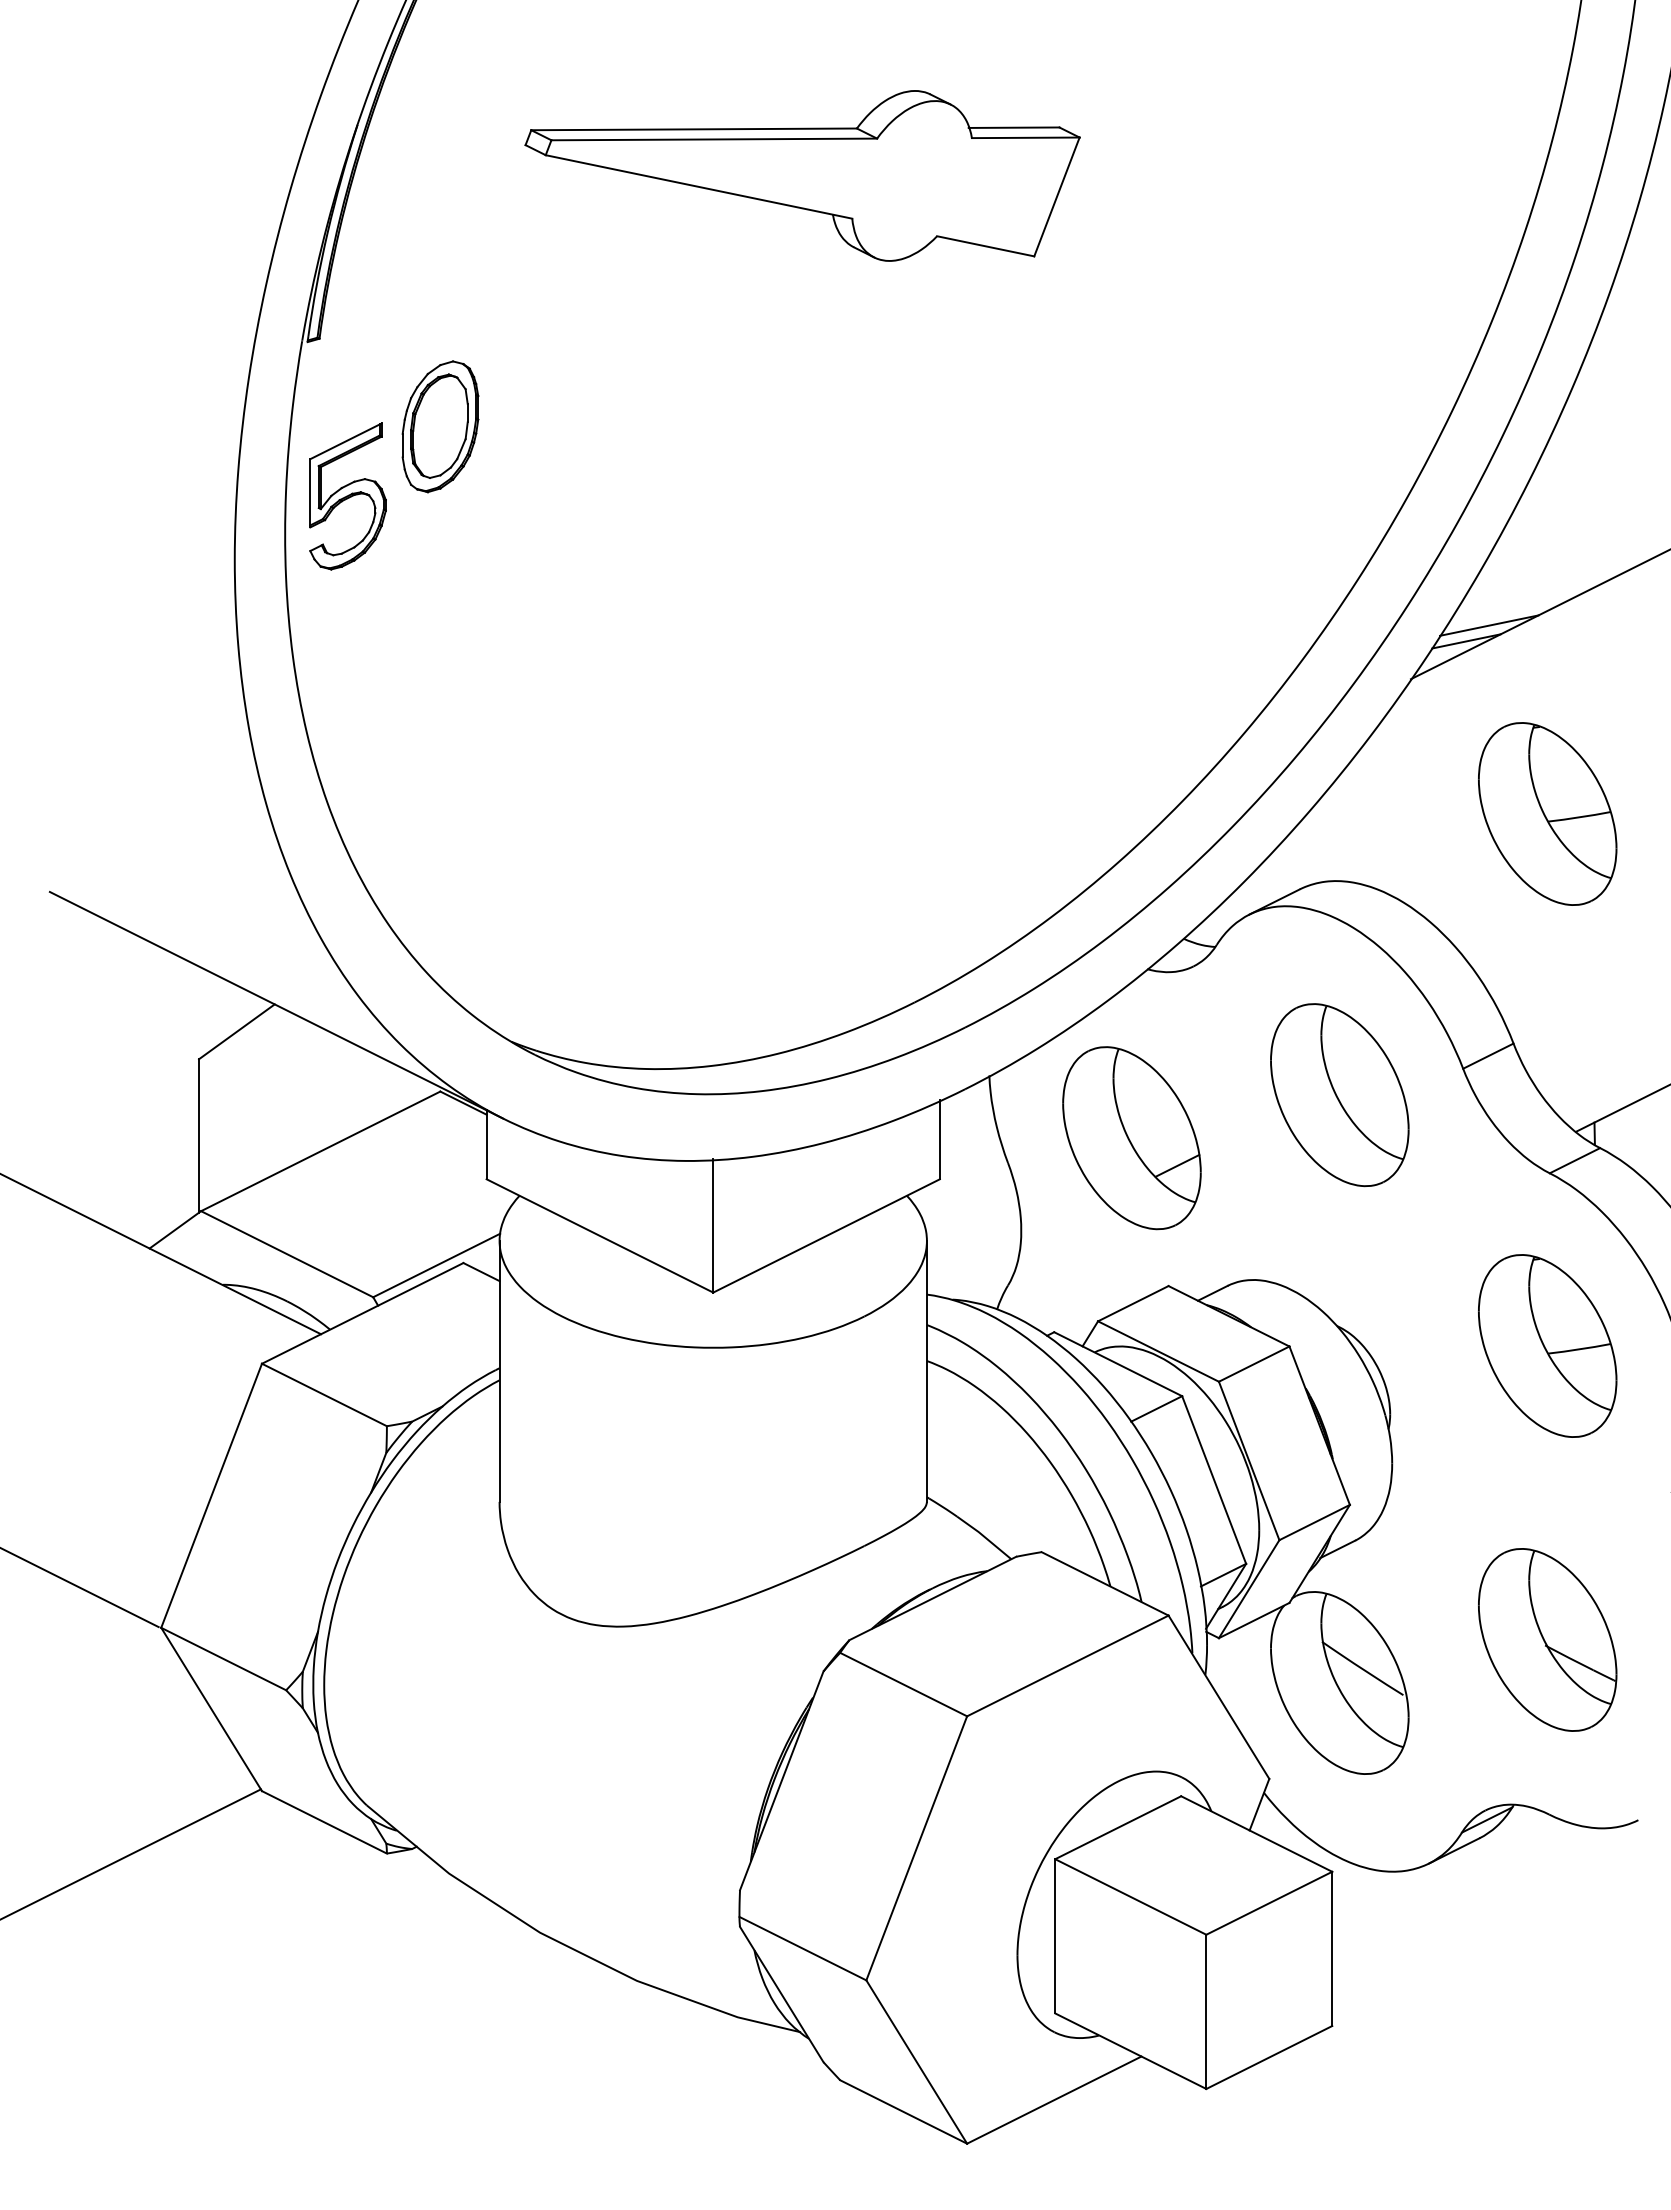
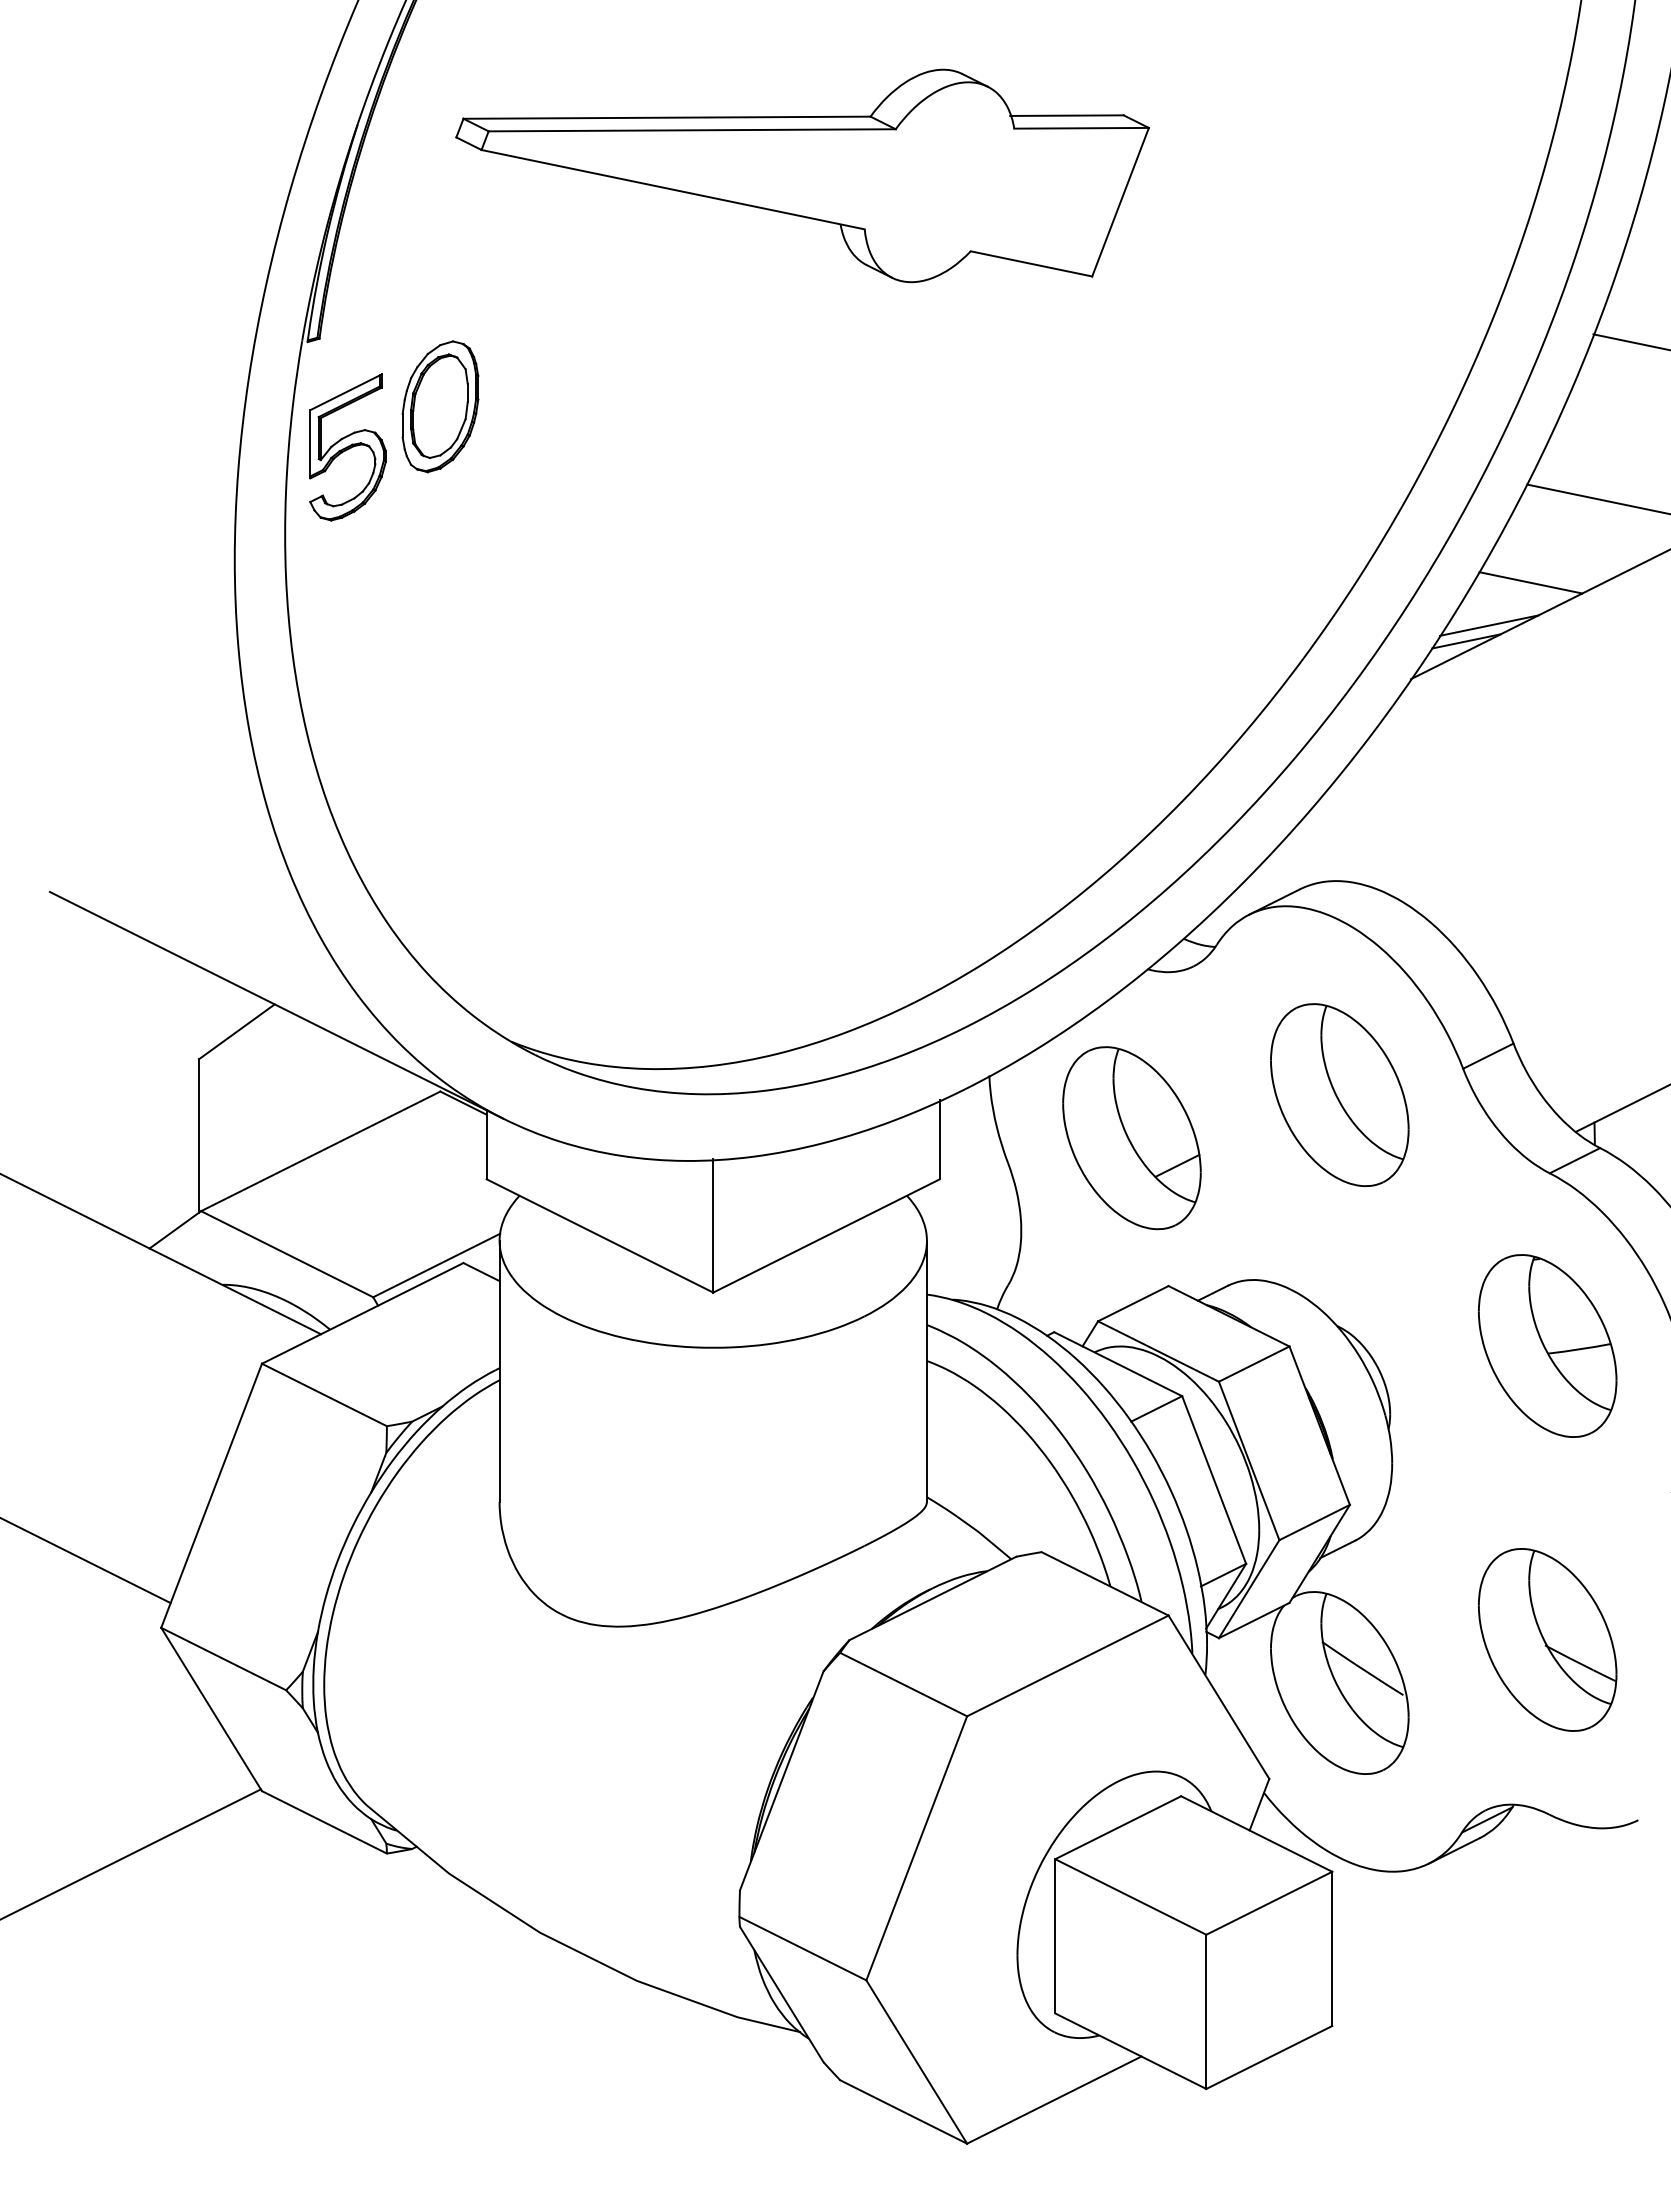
part size: 557x172 px -> 695x216 px (802, 175)
line: none -> present (1630, 341)
part position: (440, 426) -> (440, 406) (440, 406)
part position: (347, 496) -> (347, 447) (347, 447)
line: none -> present (1597, 498)
line: none -> present (1530, 582)
part: present -> none (1547, 813)
line position: (80, 1587) -> (86, 1560) (86, 1560)
